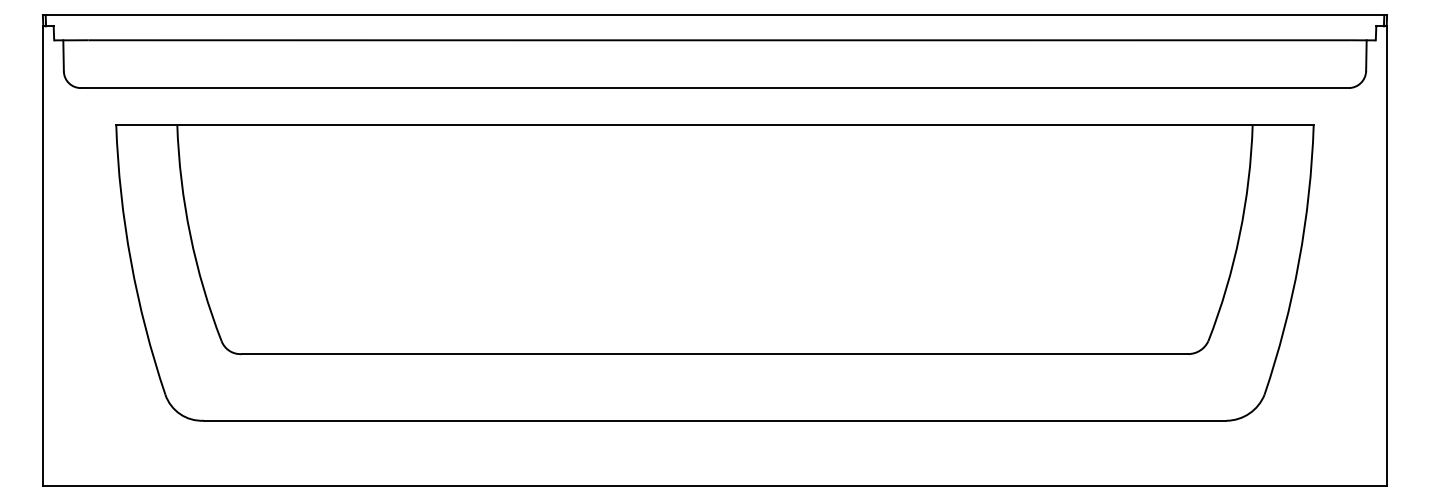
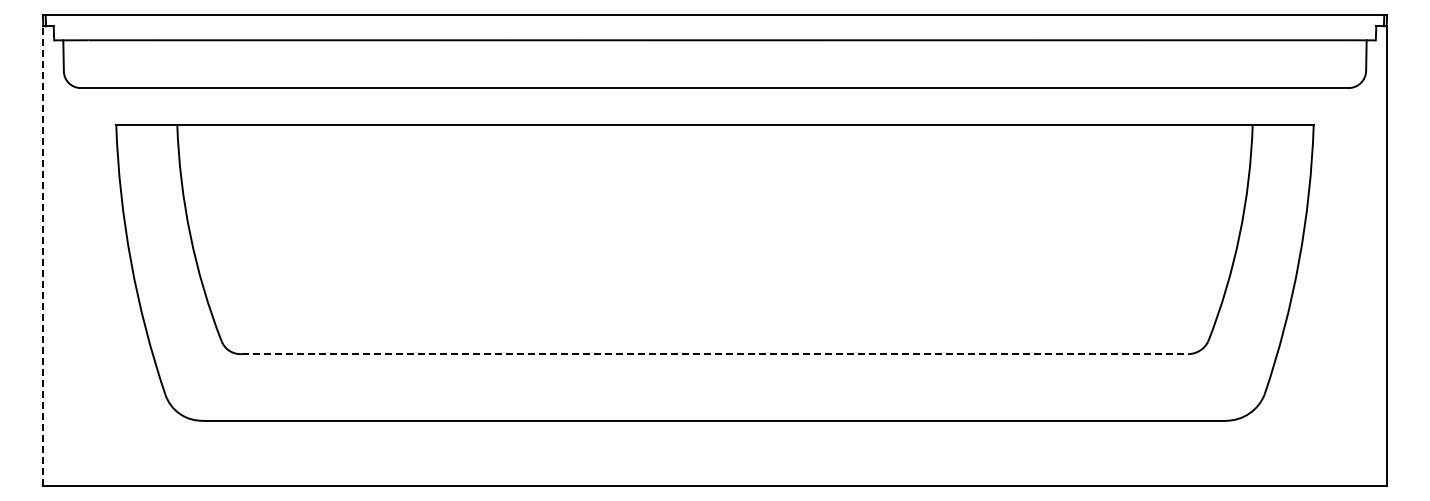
line: solid -> dashed (42, 256)
line: solid -> dashed (715, 354)
